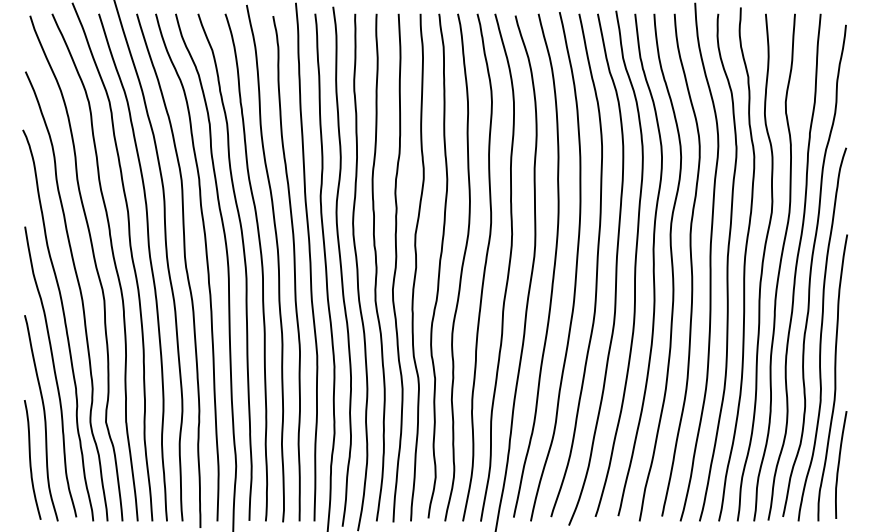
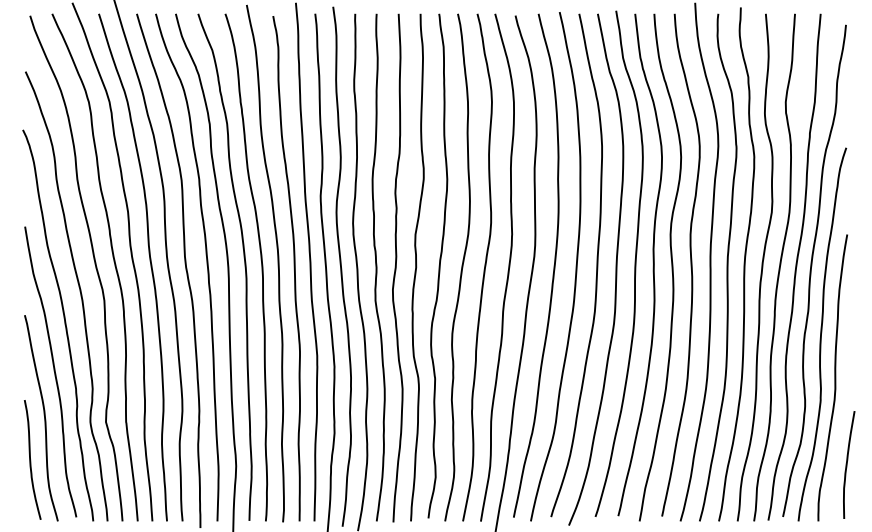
curve position: (839, 464) -> (847, 464) (847, 464)
